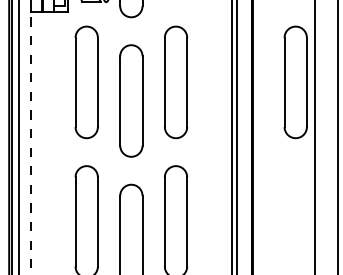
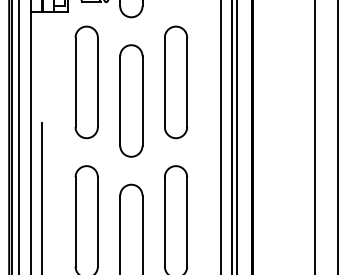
part: present -> none (295, 82)
line: none -> present (221, 136)
line: dashed -> solid (30, 142)
line: none -> present (42, 196)
